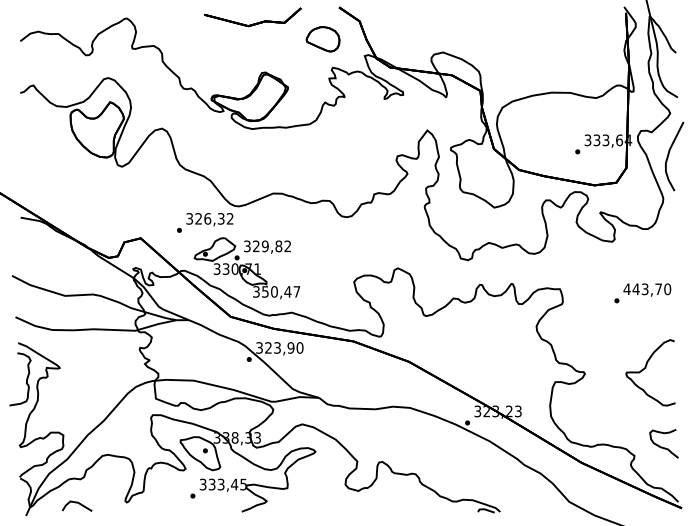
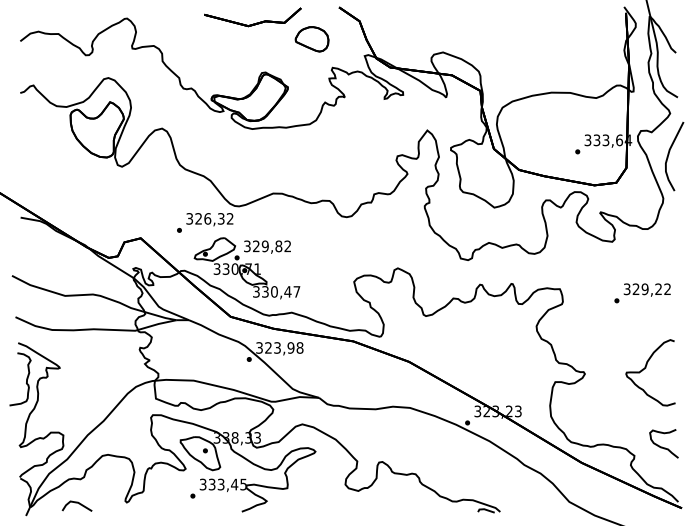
part position: (322, 39) -> (311, 39) (311, 39)
text: 443,70 -> 329,22 (647, 289)
text: 350,47 -> 330,47 (265, 291)
text: 323,90 -> 323,98 (299, 347)
